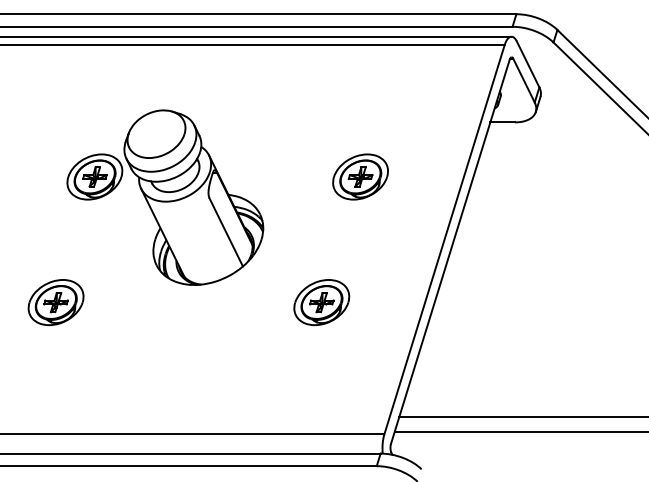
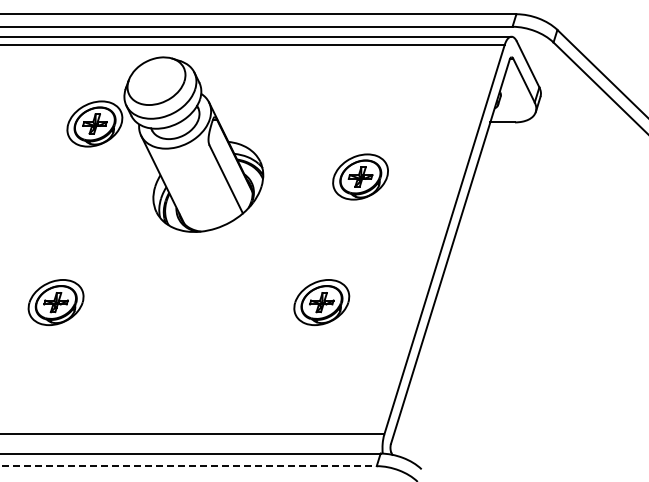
part position: (165, 197) -> (165, 144) (165, 144)
line: present -> none (522, 416)
line: present -> none (519, 431)
line: solid -> dashed (188, 466)
